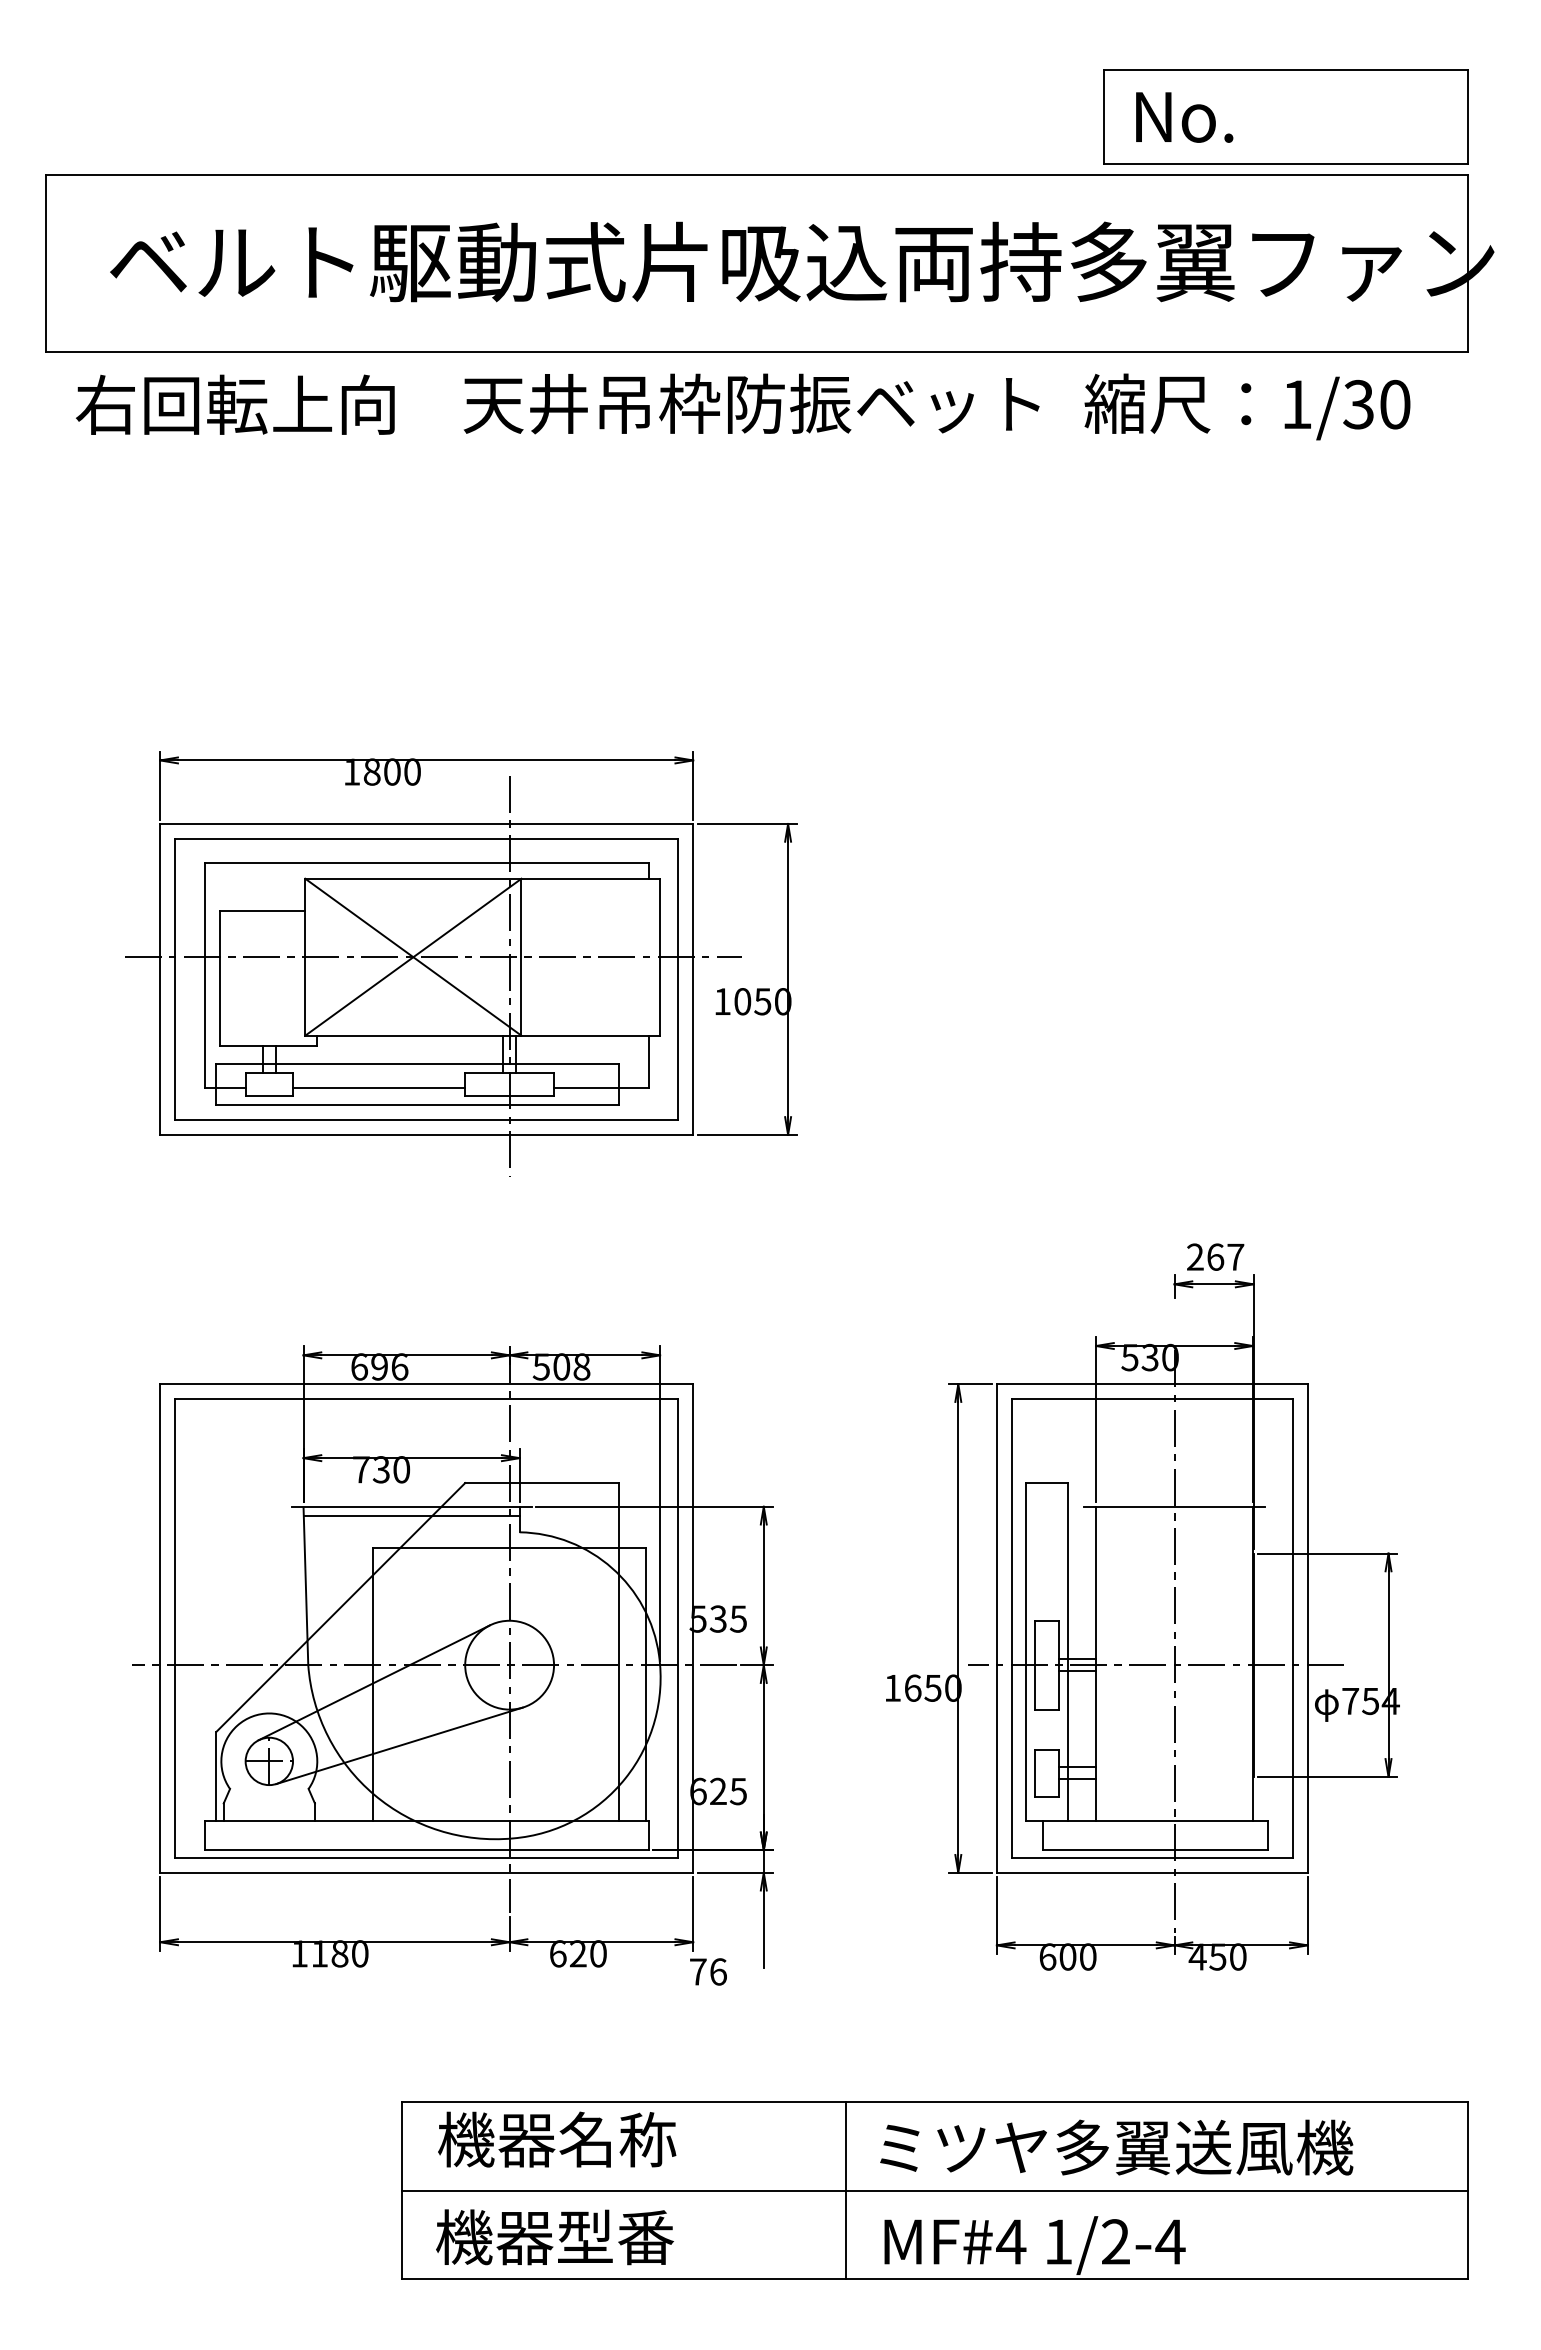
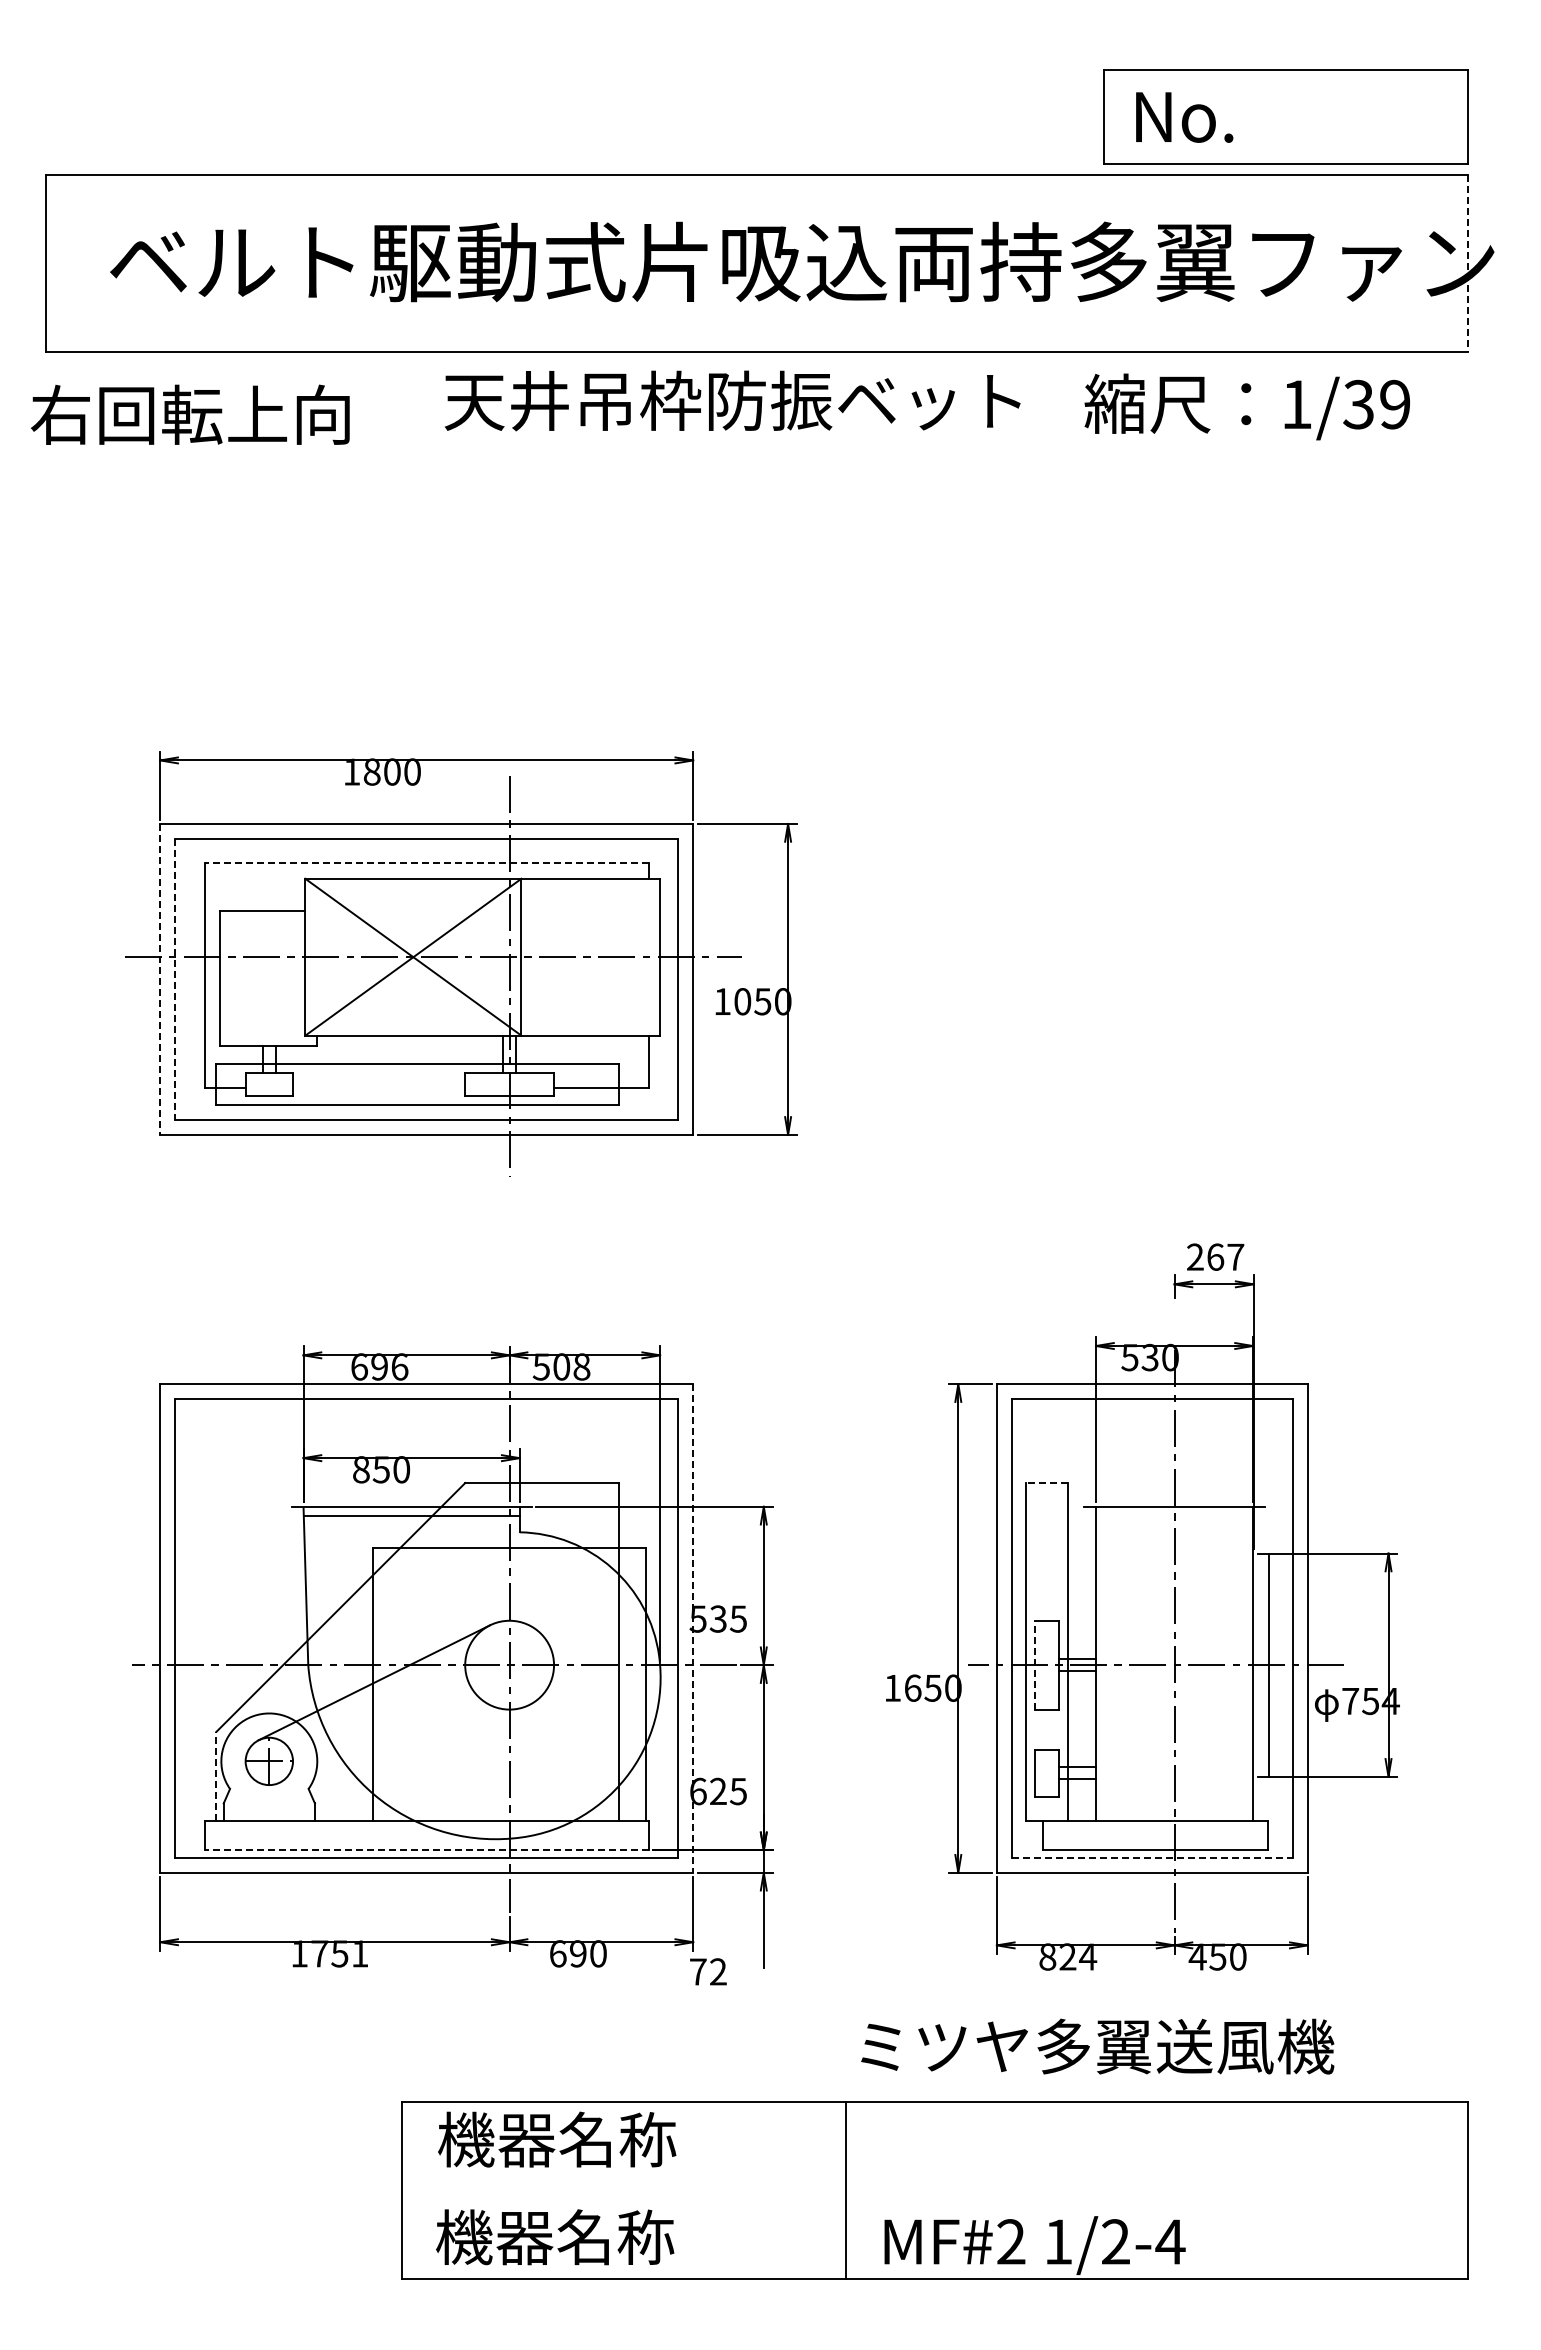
line: solid -> dashed (1467, 263)
text position: (751, 403) -> (732, 400) (732, 400)
text position: (235, 404) -> (190, 414) (190, 414)
text: 1/30 -> 1/39 (1395, 404)
line: solid -> dashed (426, 863)
line: solid -> dashed (160, 979)
line: solid -> dashed (175, 979)
line: present -> none (379, 1088)
text: 730 -> 850 (371, 1469)
line: solid -> dashed (1047, 1483)
line: solid -> dashed (693, 1628)
line: solid -> dashed (1035, 1664)
line position: (1253, 1664) -> (1268, 1664) (1268, 1664)
line: present -> none (399, 1745)
line: solid -> dashed (216, 1775)
line: solid -> dashed (426, 1850)
line: solid -> dashed (1152, 1857)
text: 1180 -> 1751 (339, 1953)
text: 620 -> 690 (578, 1953)
text: 600 -> 824 (1068, 1956)
text: 76 -> 72 (718, 1971)
text position: (1116, 2147) -> (1097, 2046) (1097, 2046)
line: present -> none (934, 2190)
text: 機器型番 -> 機器名称 (615, 2237)
text: MF#4 -> MF#2 (1011, 2241)
